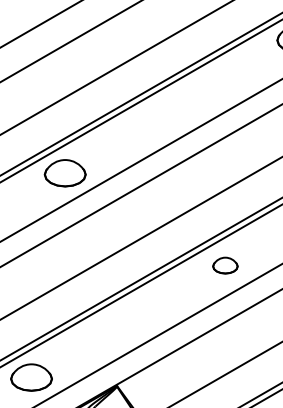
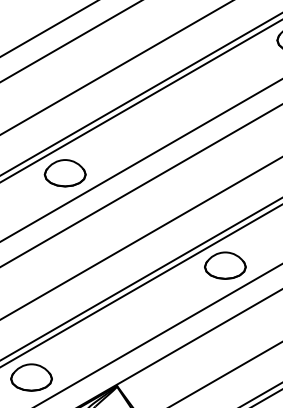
line position: (40, 24) -> (48, 29) (48, 29)
part size: 27x19 px -> 43x29 px (225, 265)
